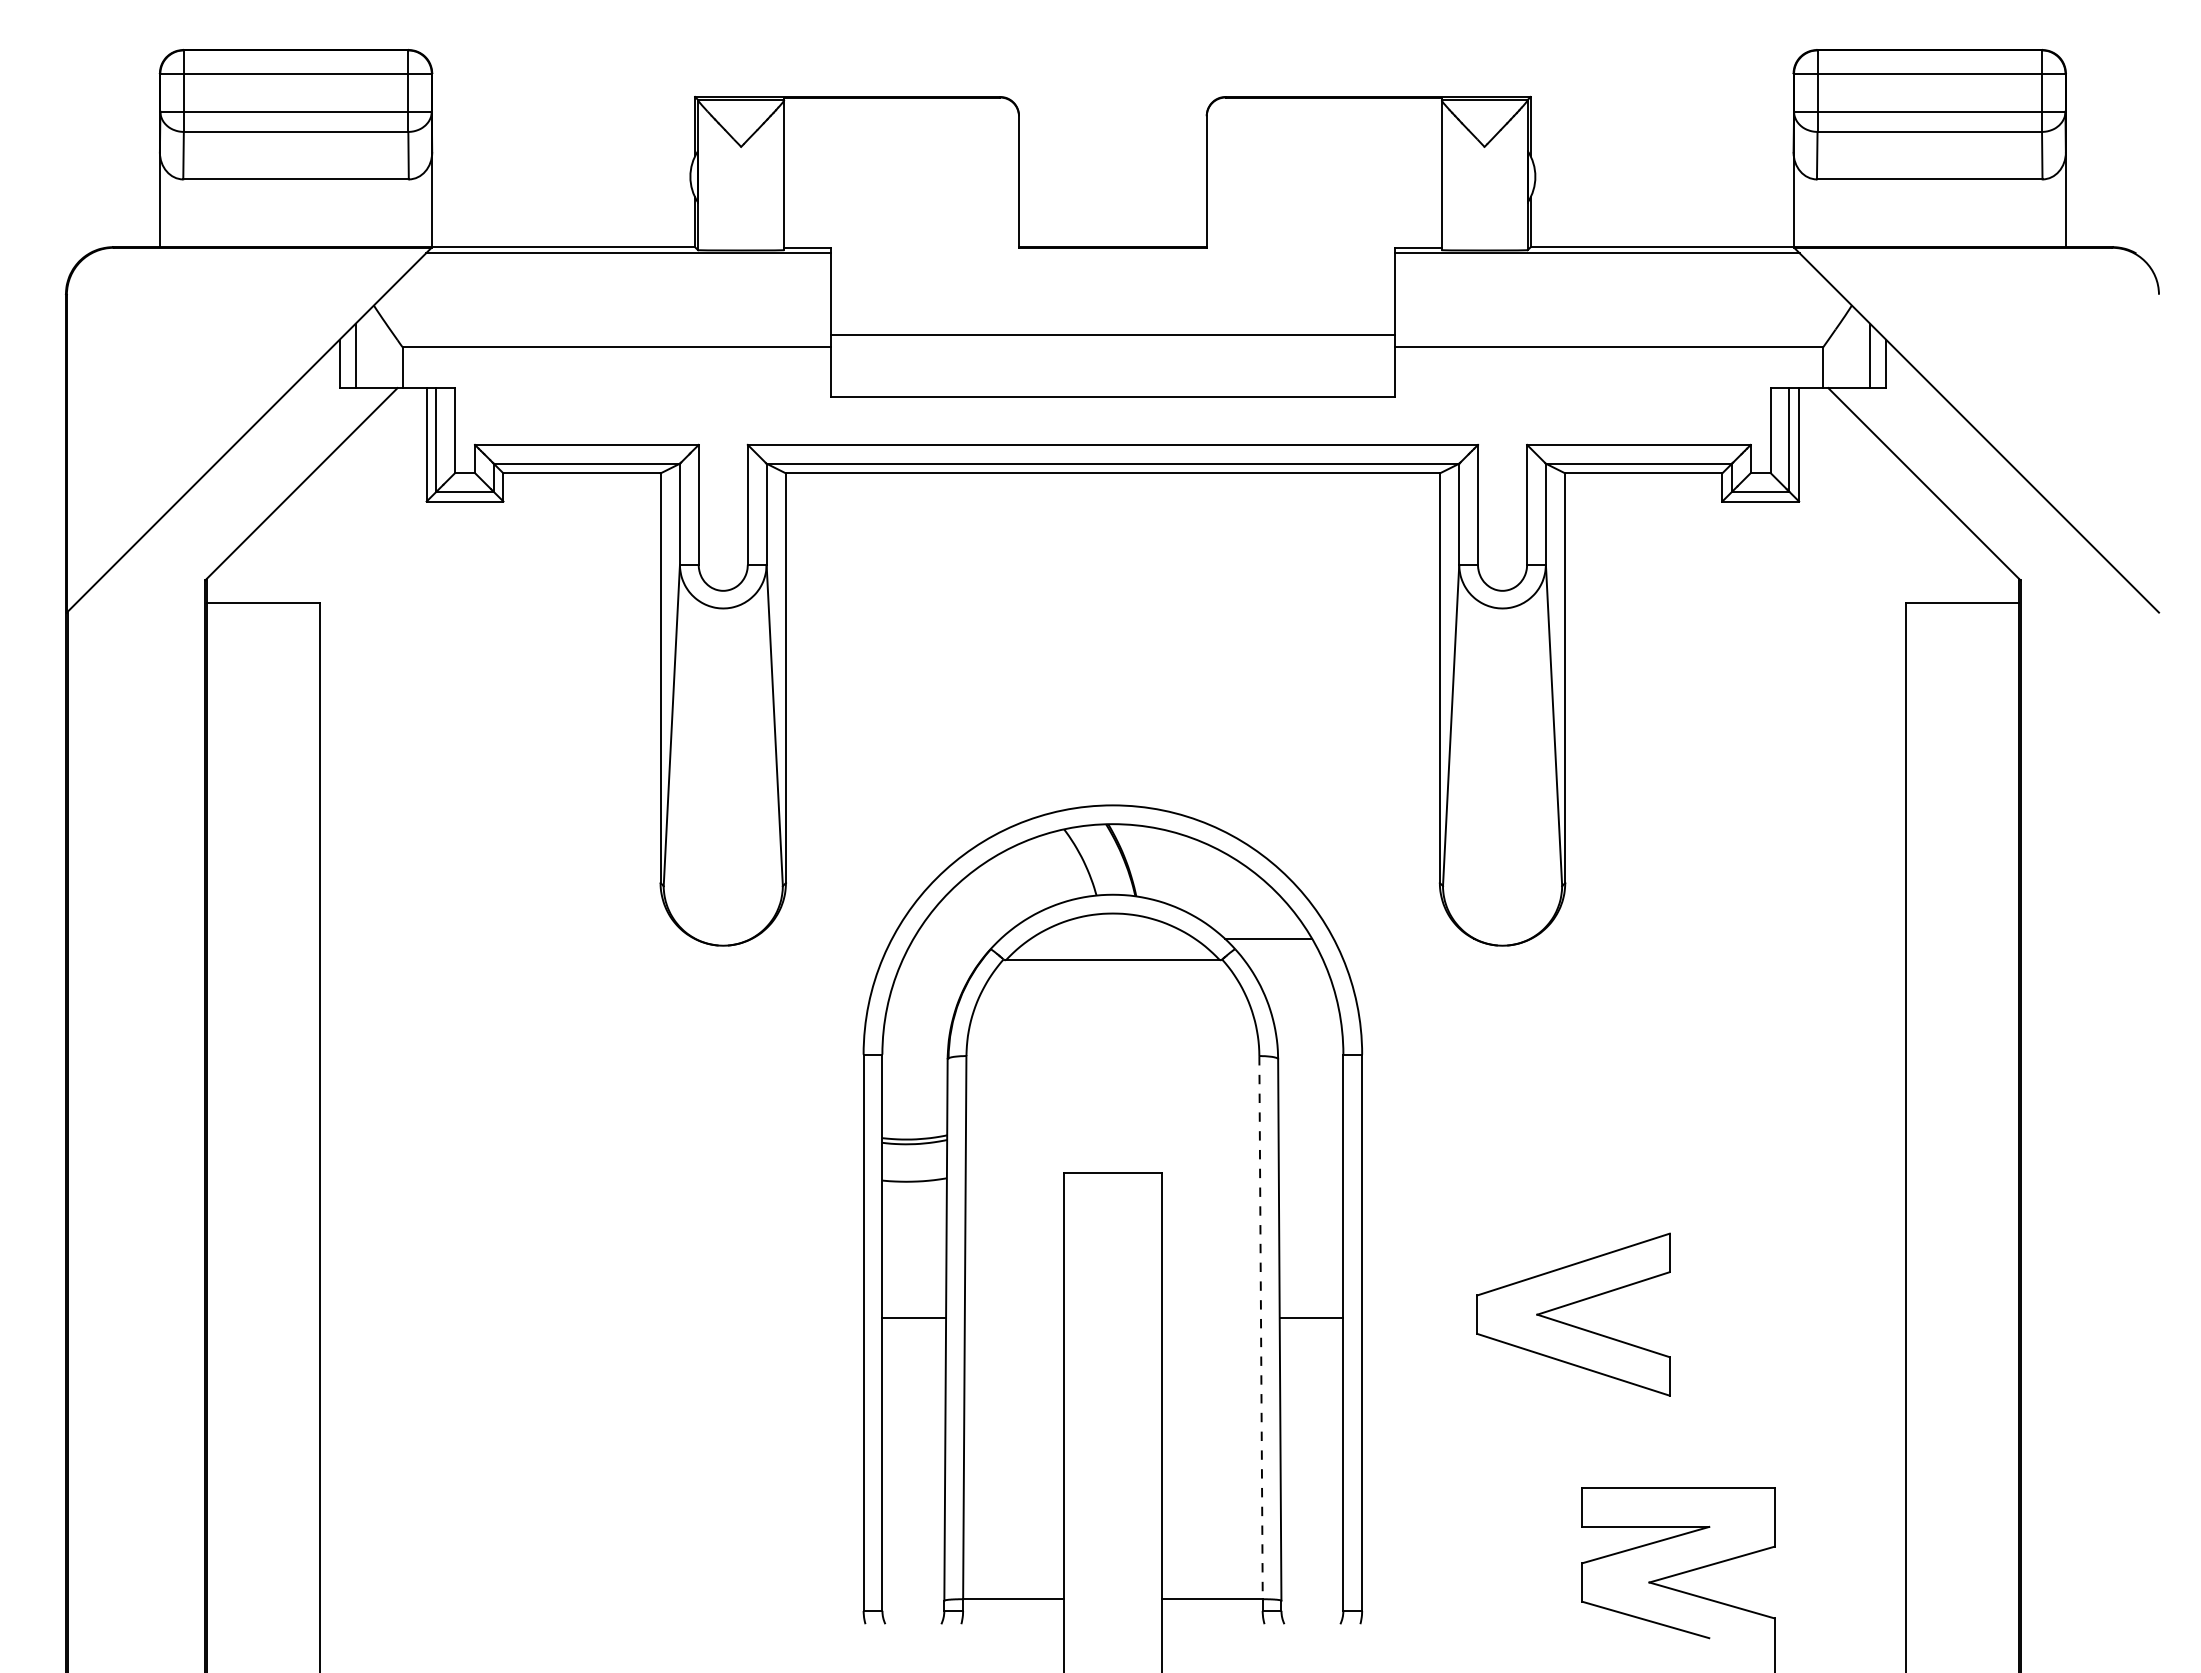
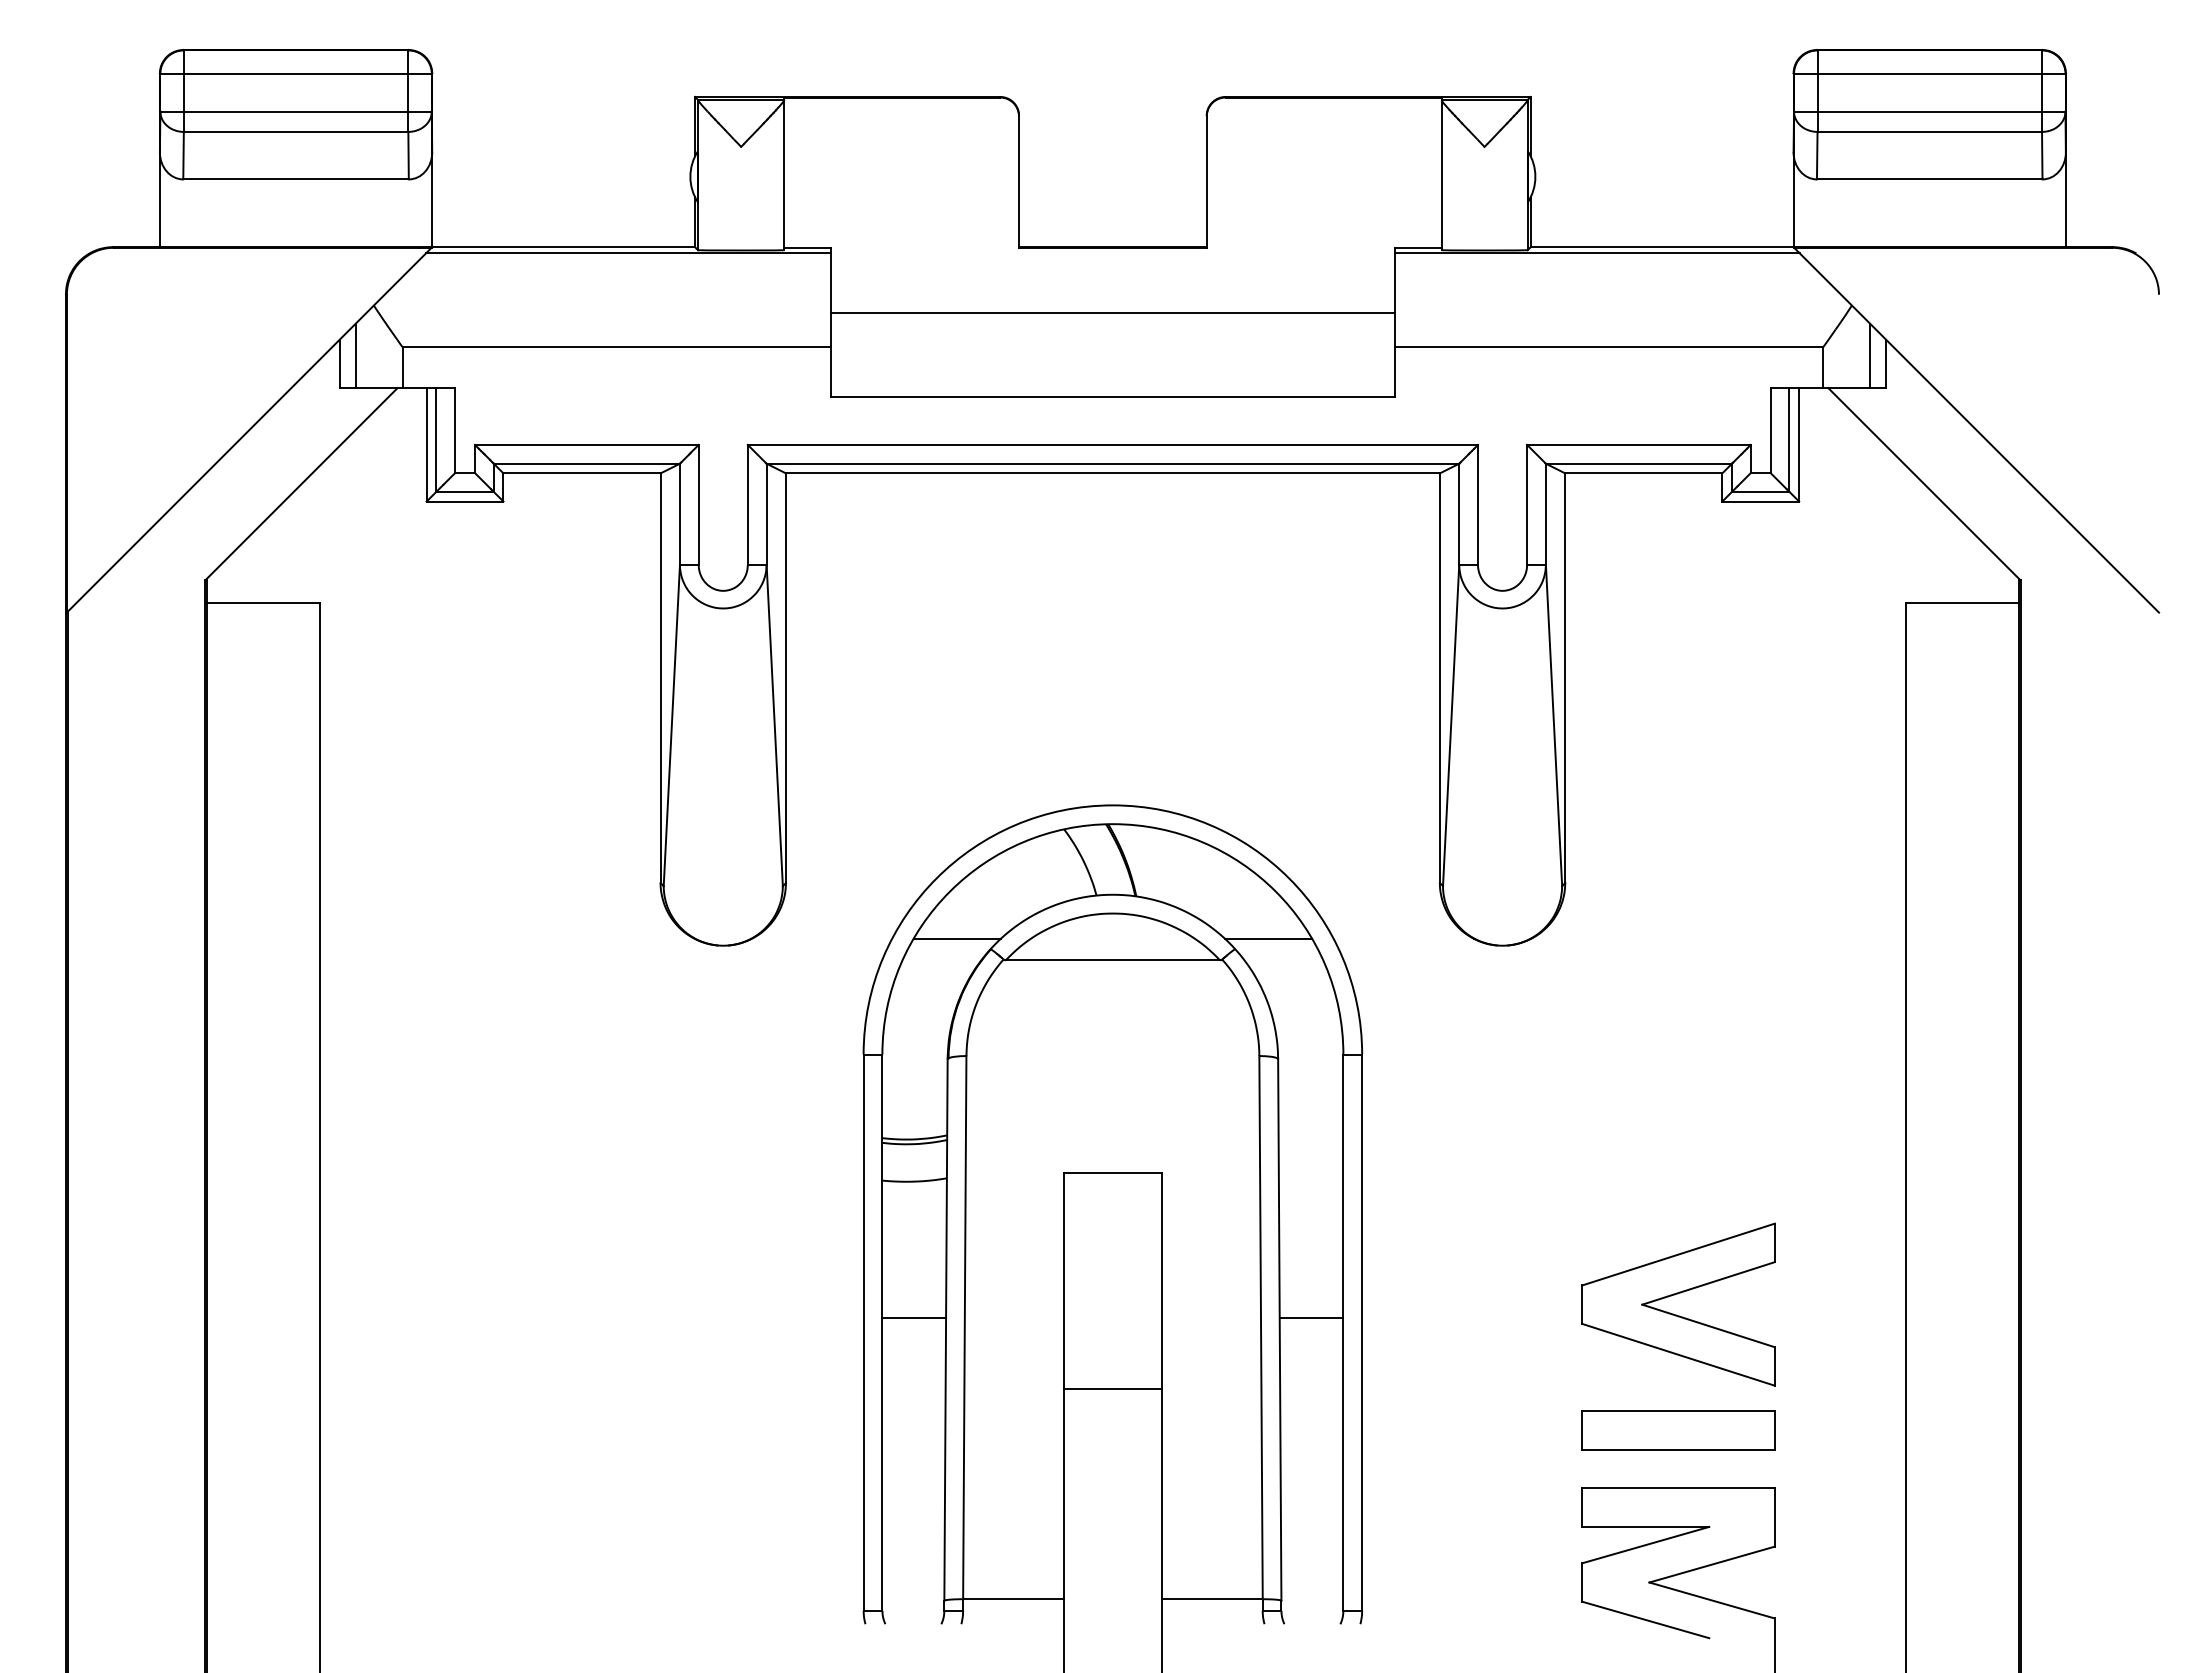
line position: (1112, 334) -> (1112, 312) (1112, 312)
line: none -> present (956, 939)
part position: (1569, 1305) -> (1674, 1295) (1674, 1295)
line: dashed -> solid (1261, 1327)
line: none -> present (1112, 1389)
part: none -> present (1678, 1430)
